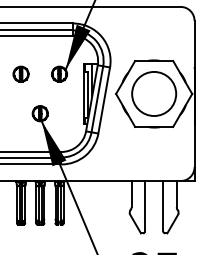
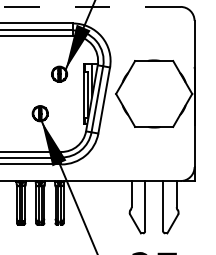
line: solid -> dashed (90, 6)
part: present -> none (20, 73)
circle: present -> none (154, 93)
